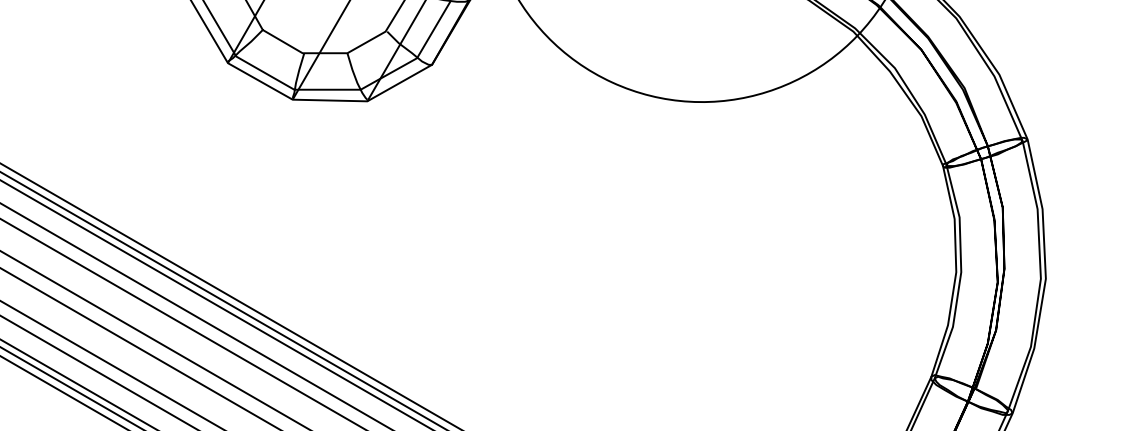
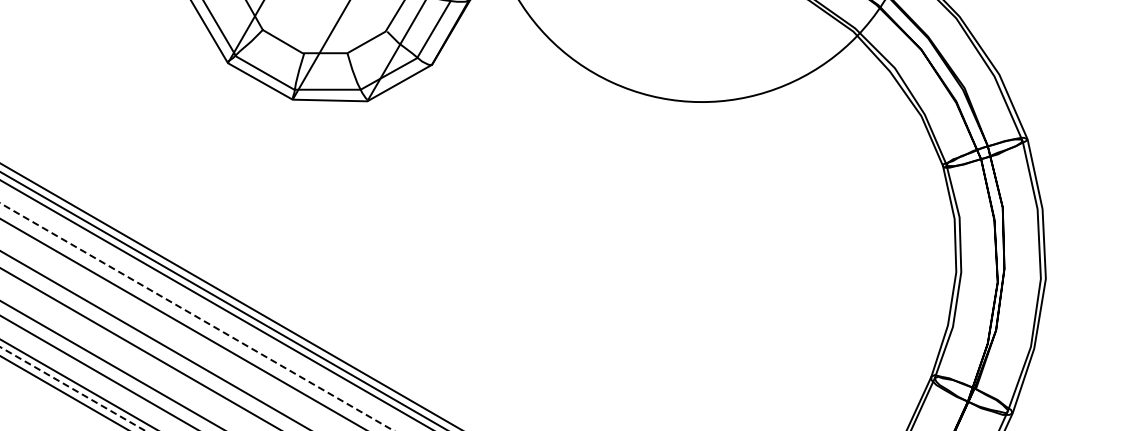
line: solid -> dashed (196, 316)
line: solid -> dashed (72, 388)
